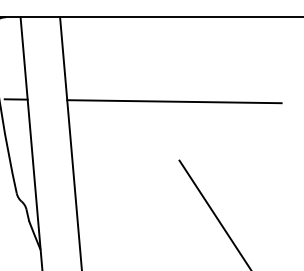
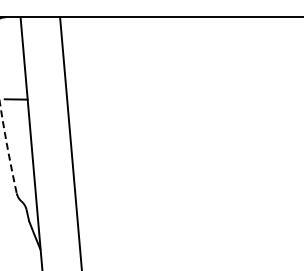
line: present -> none (174, 101)
arc: solid -> dashed (7, 149)
line: present -> none (214, 213)
